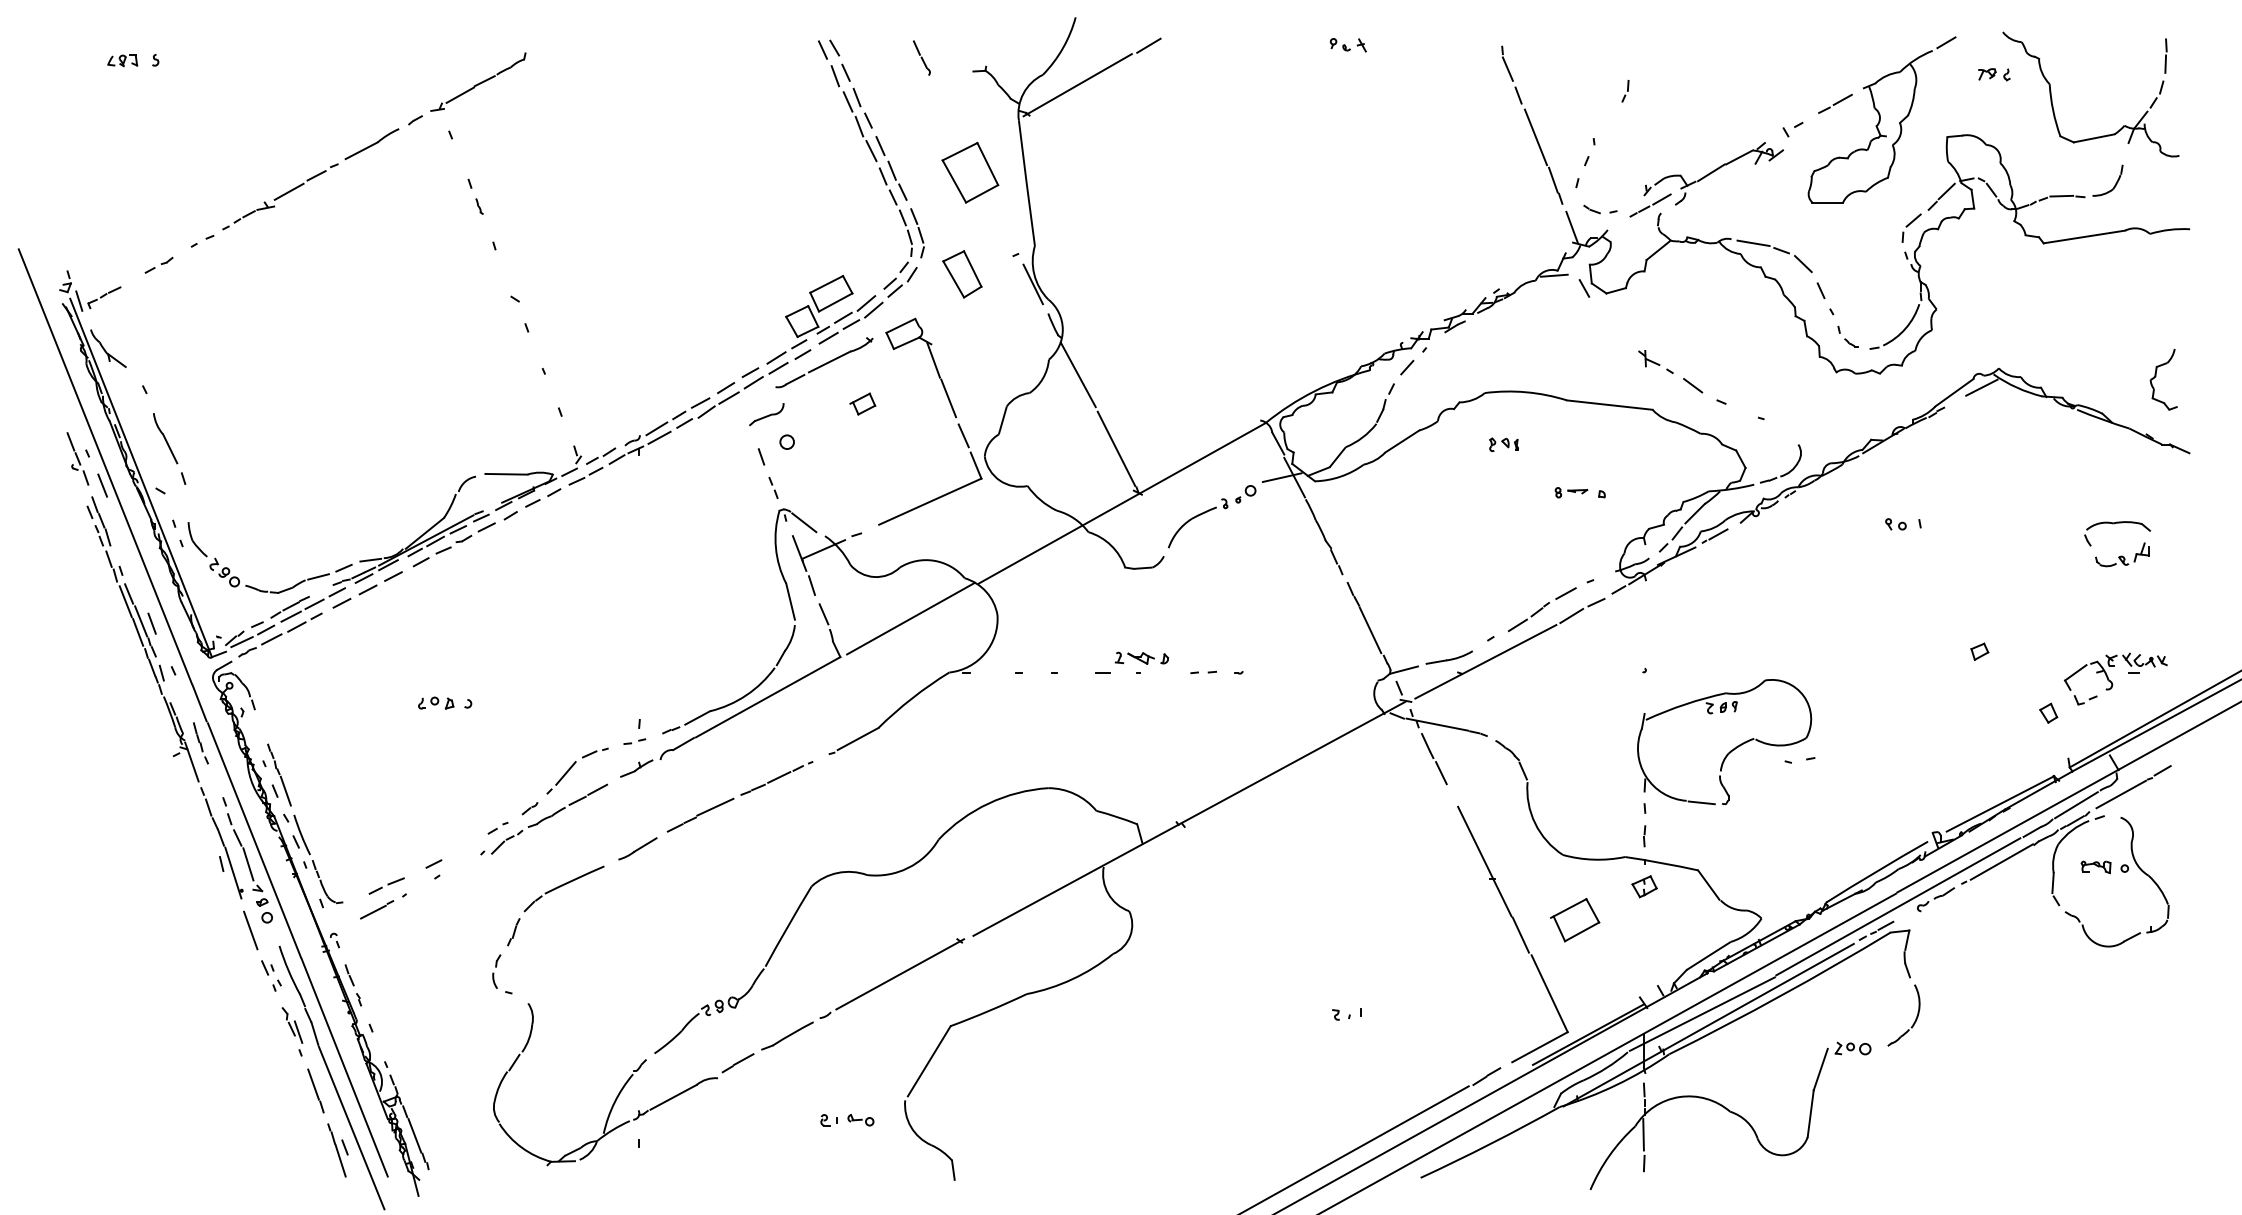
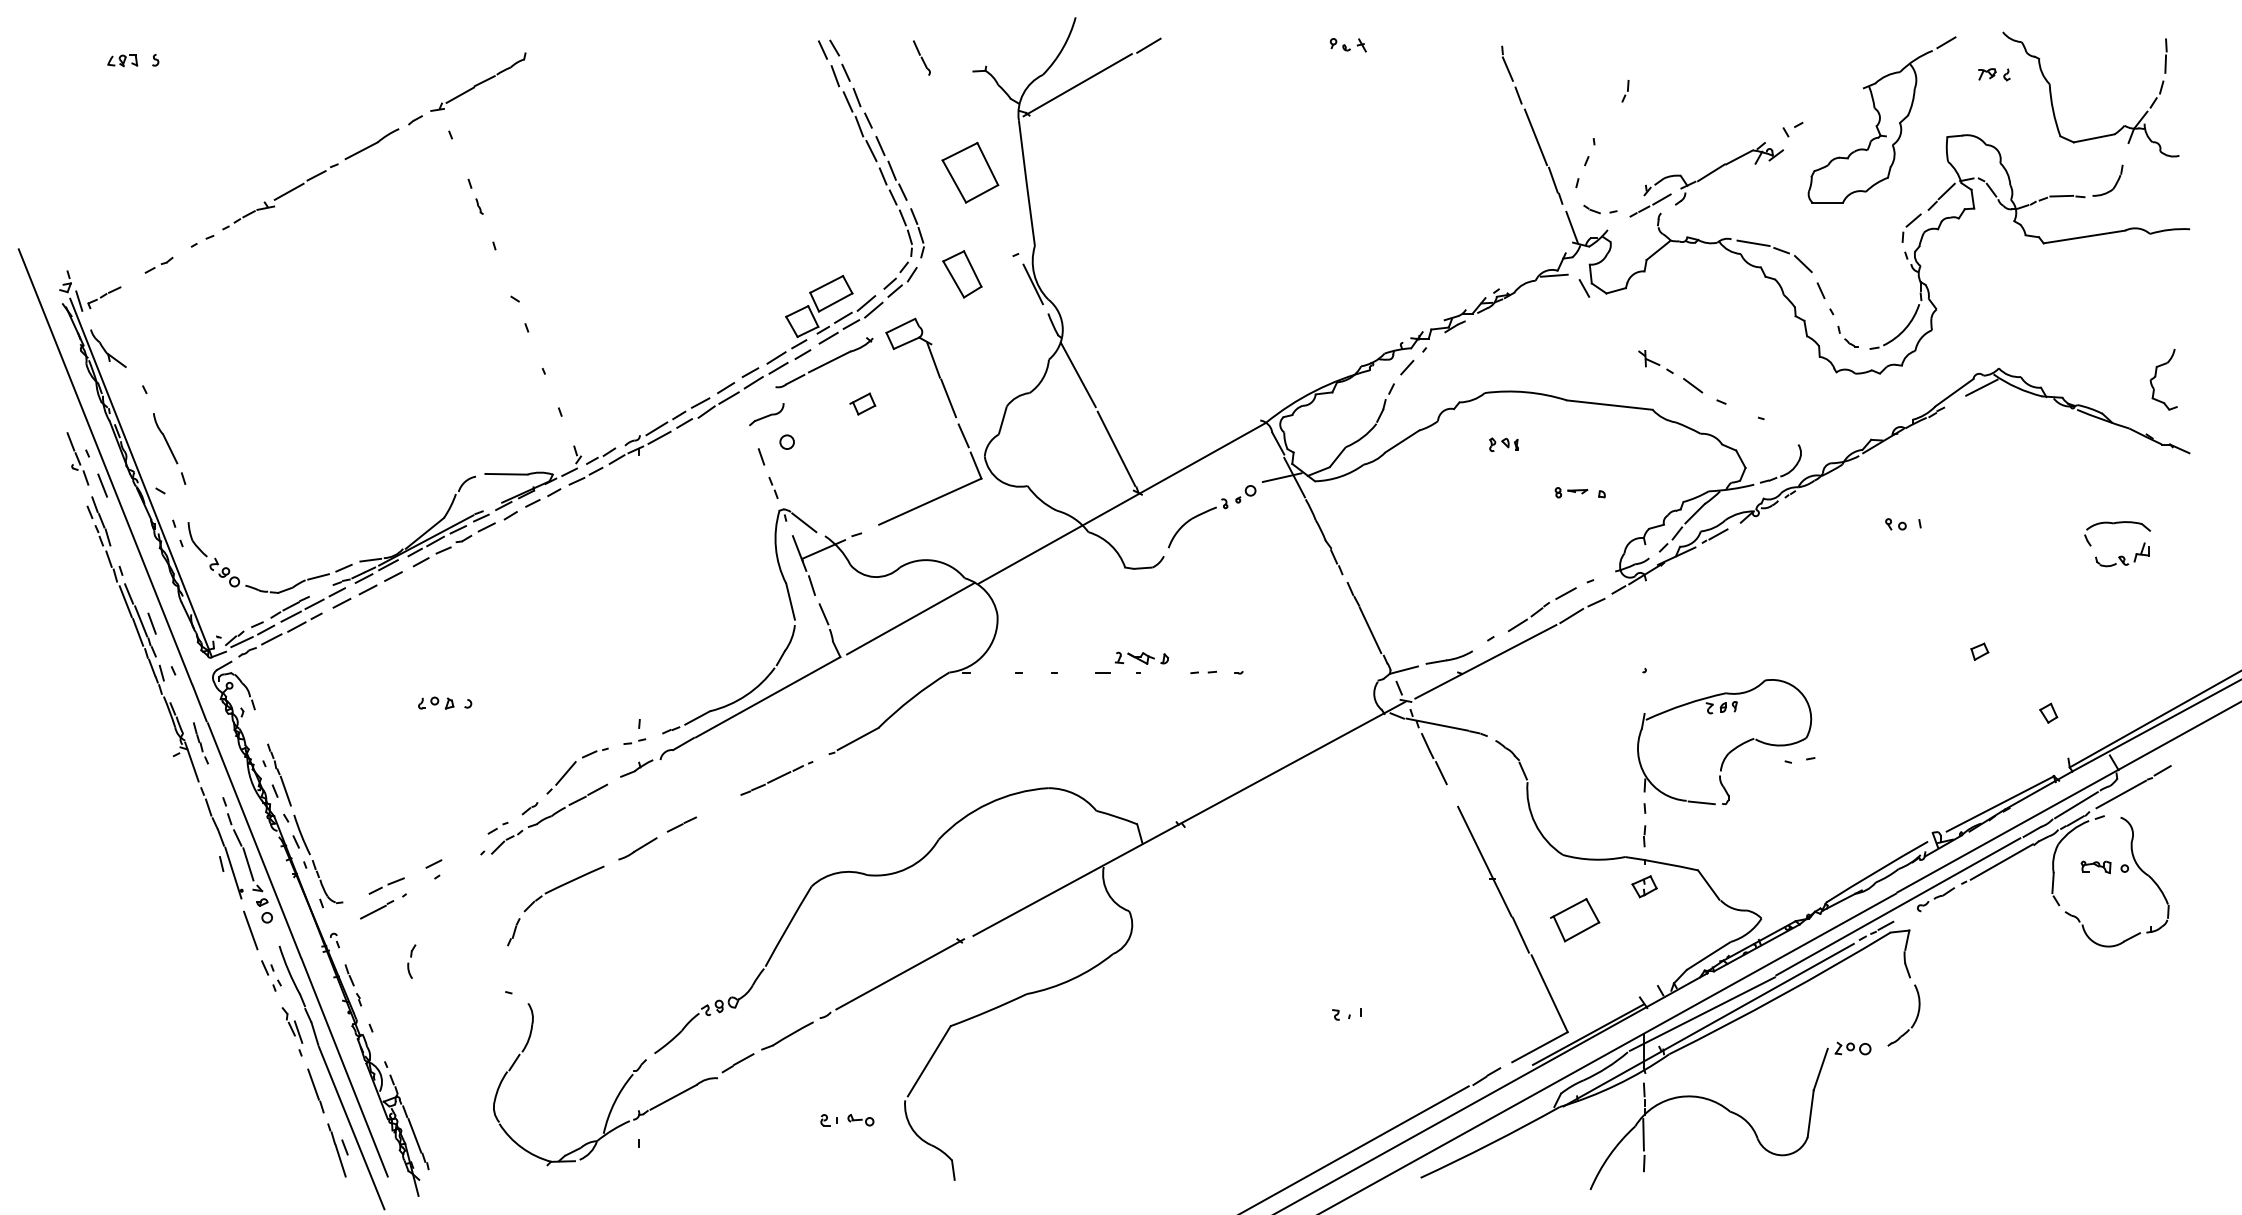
line: present -> none (1835, 103)
part: present -> none (2115, 678)
line: present -> none (715, 806)
part position: (496, 971) -> (411, 961) (411, 961)
